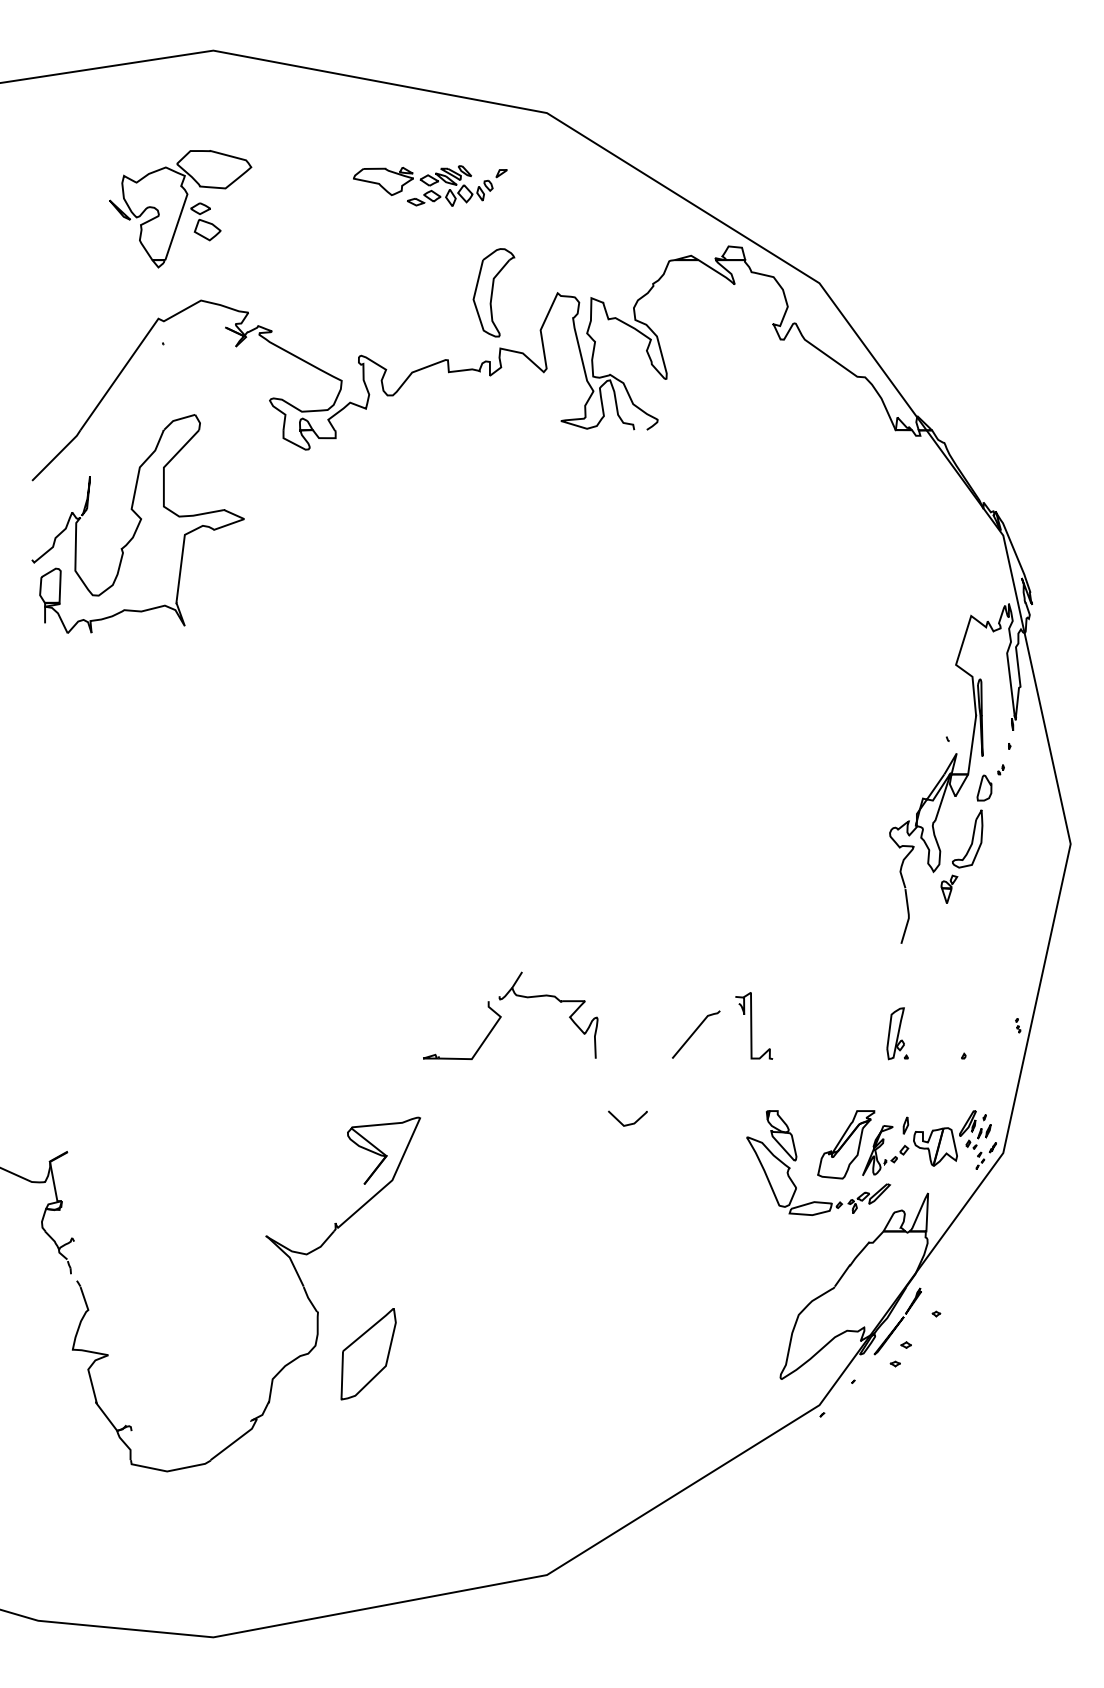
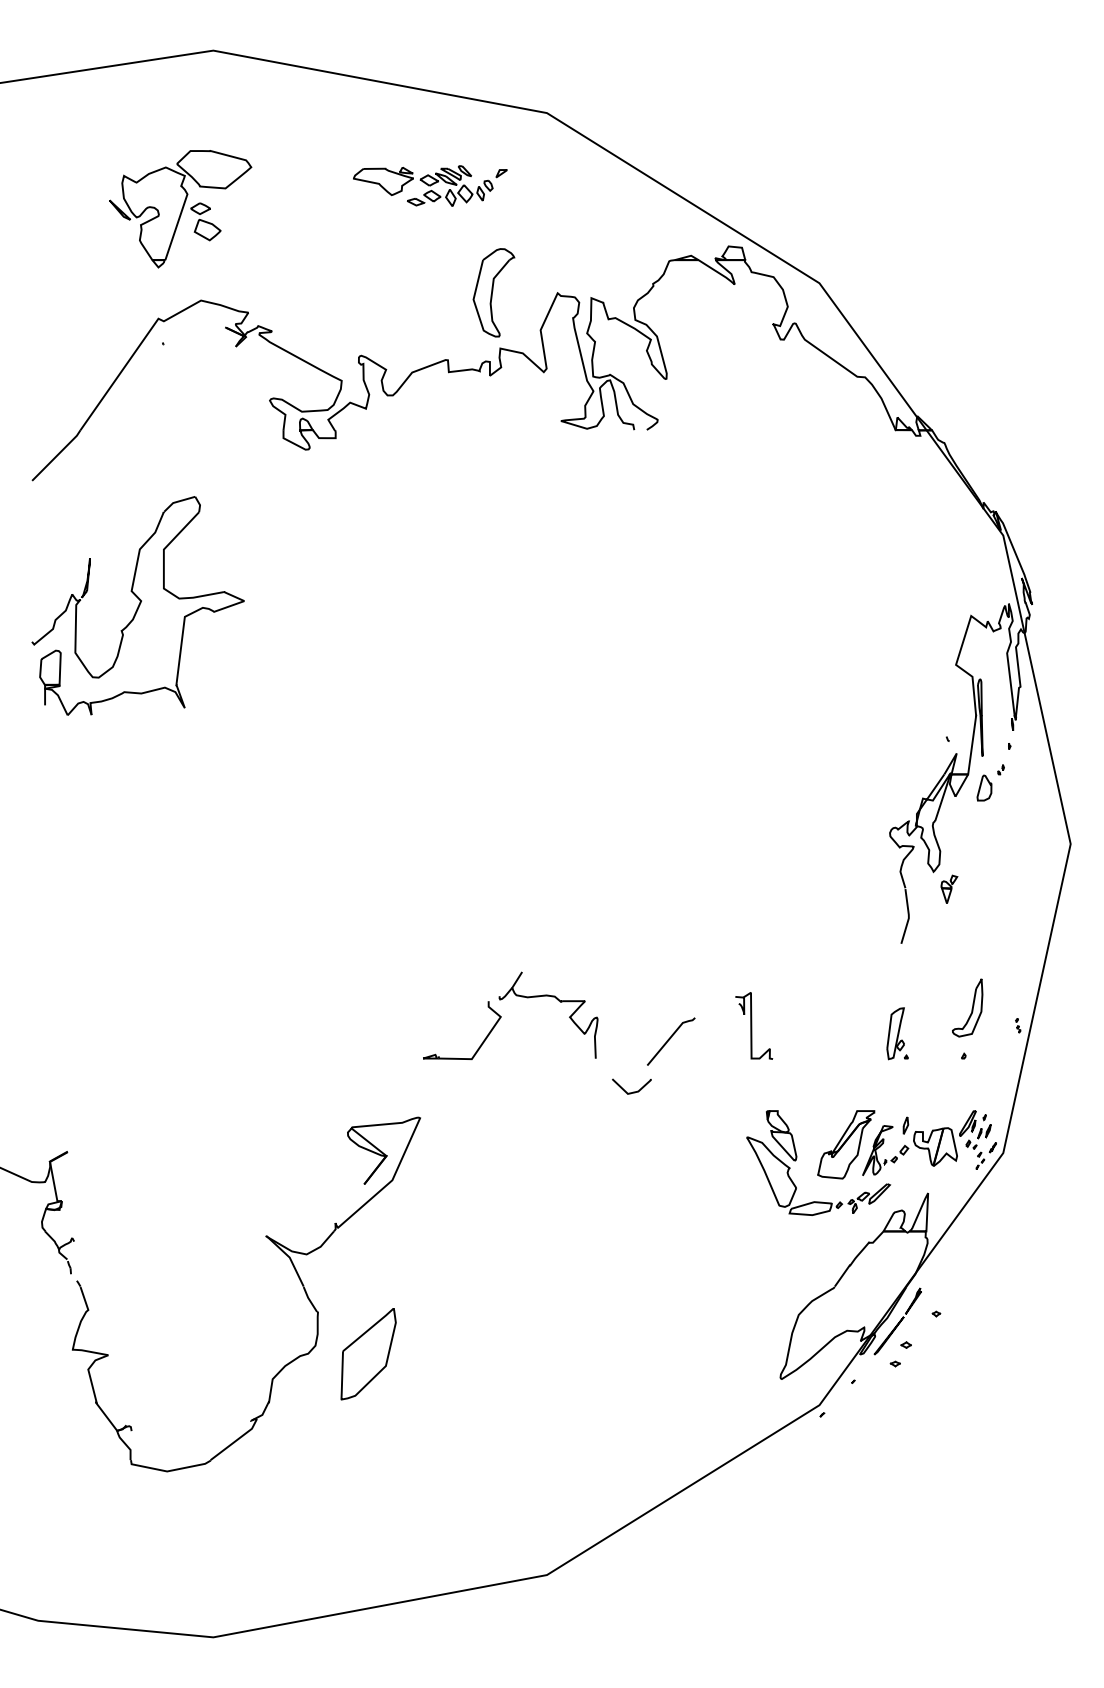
part position: (137, 523) -> (137, 605) (137, 605)
part position: (967, 838) -> (967, 1007) (967, 1007)
curve position: (695, 1032) -> (670, 1039) (670, 1039)
curve position: (629, 1123) -> (633, 1091) (633, 1091)
